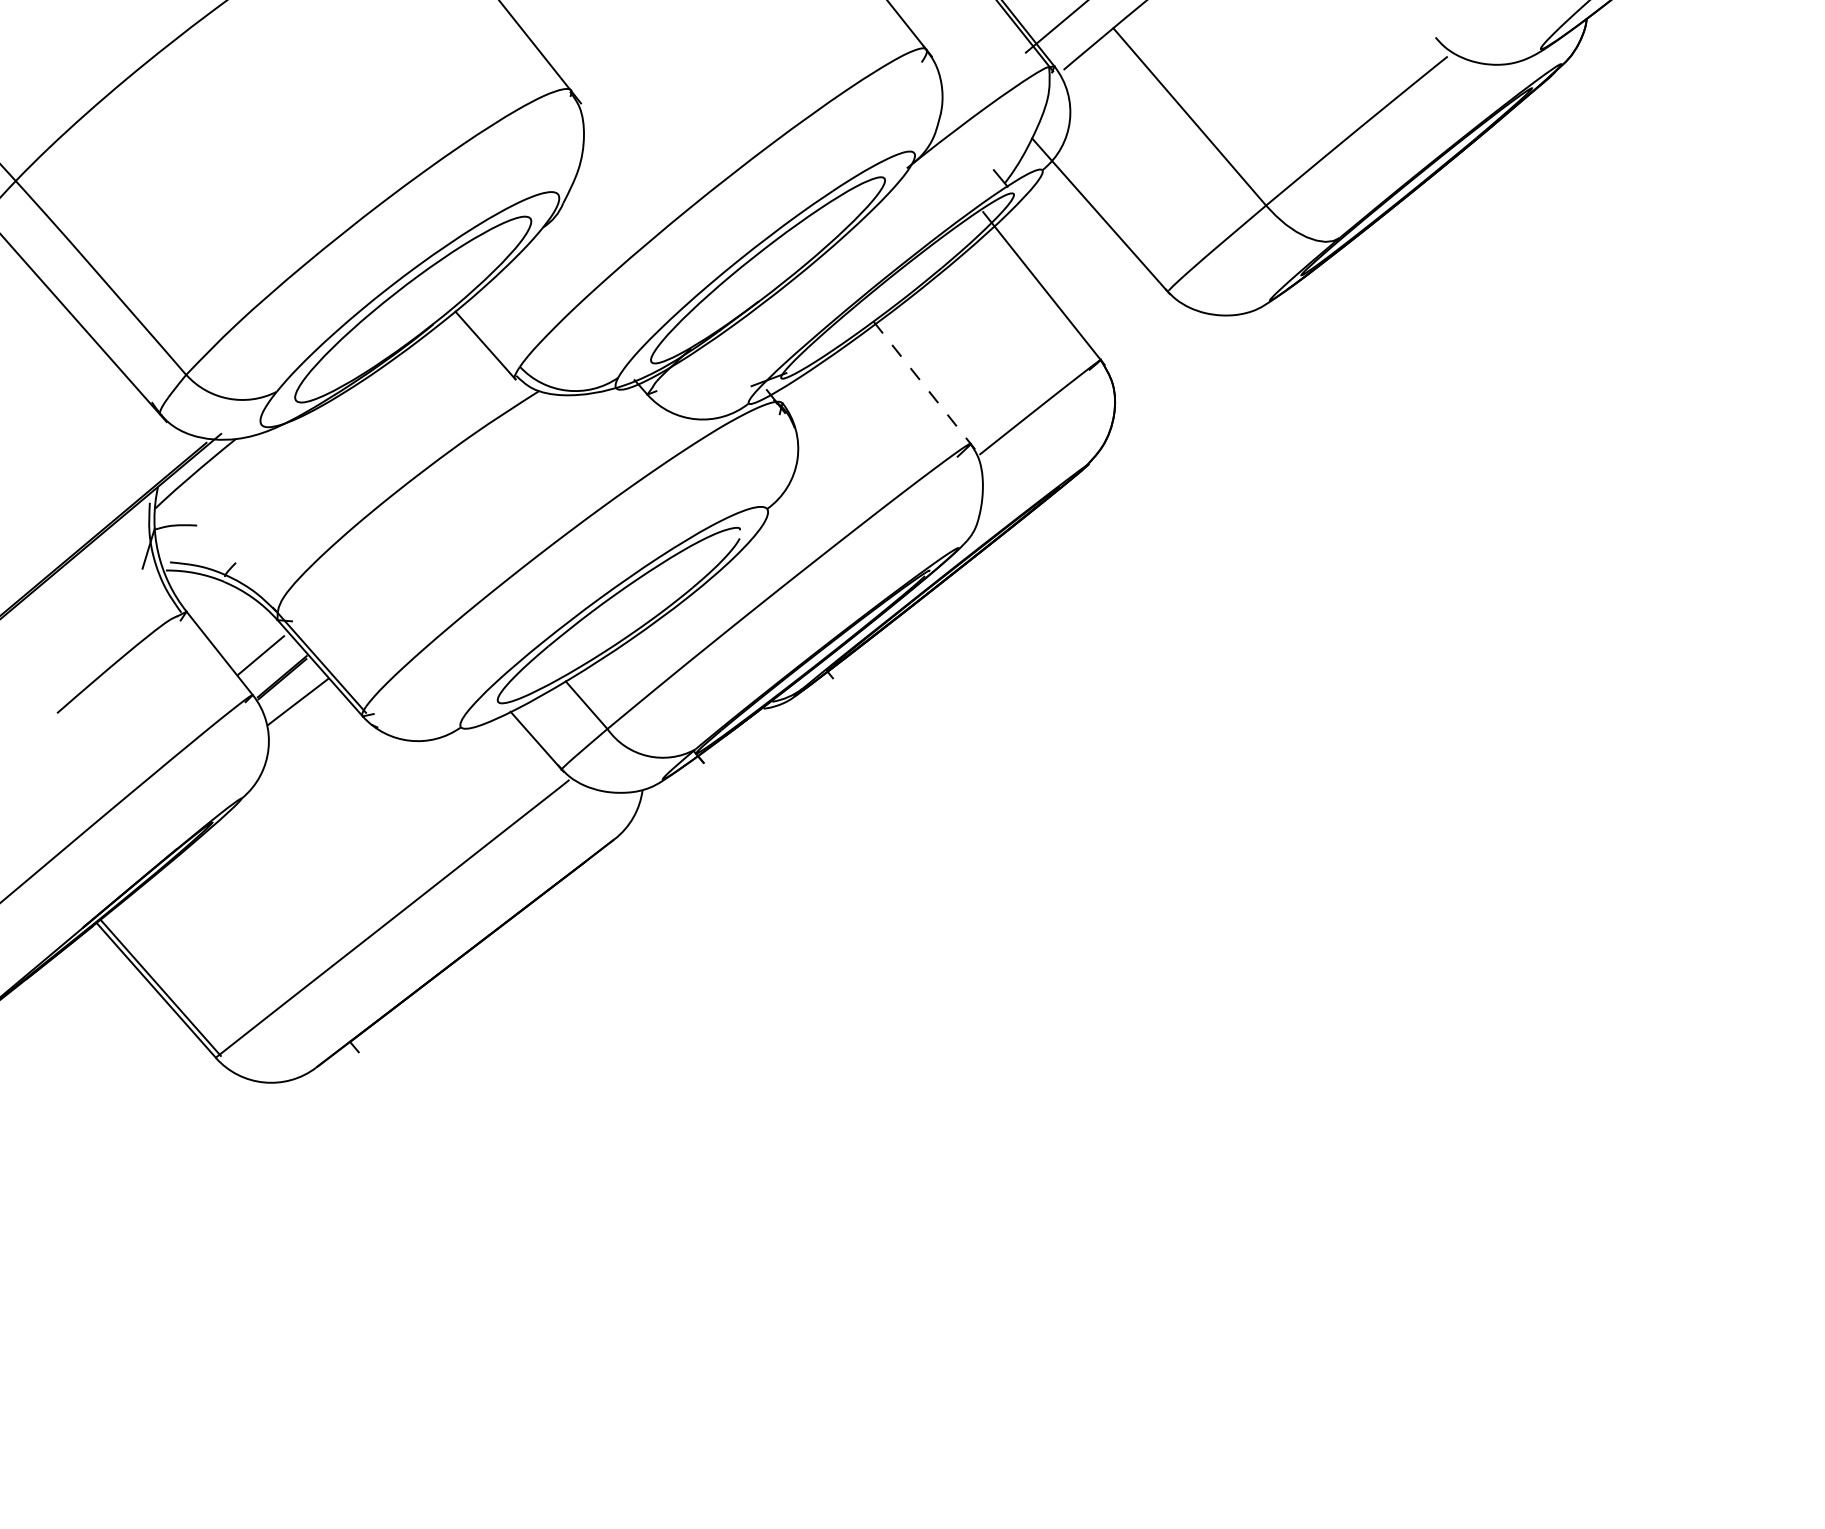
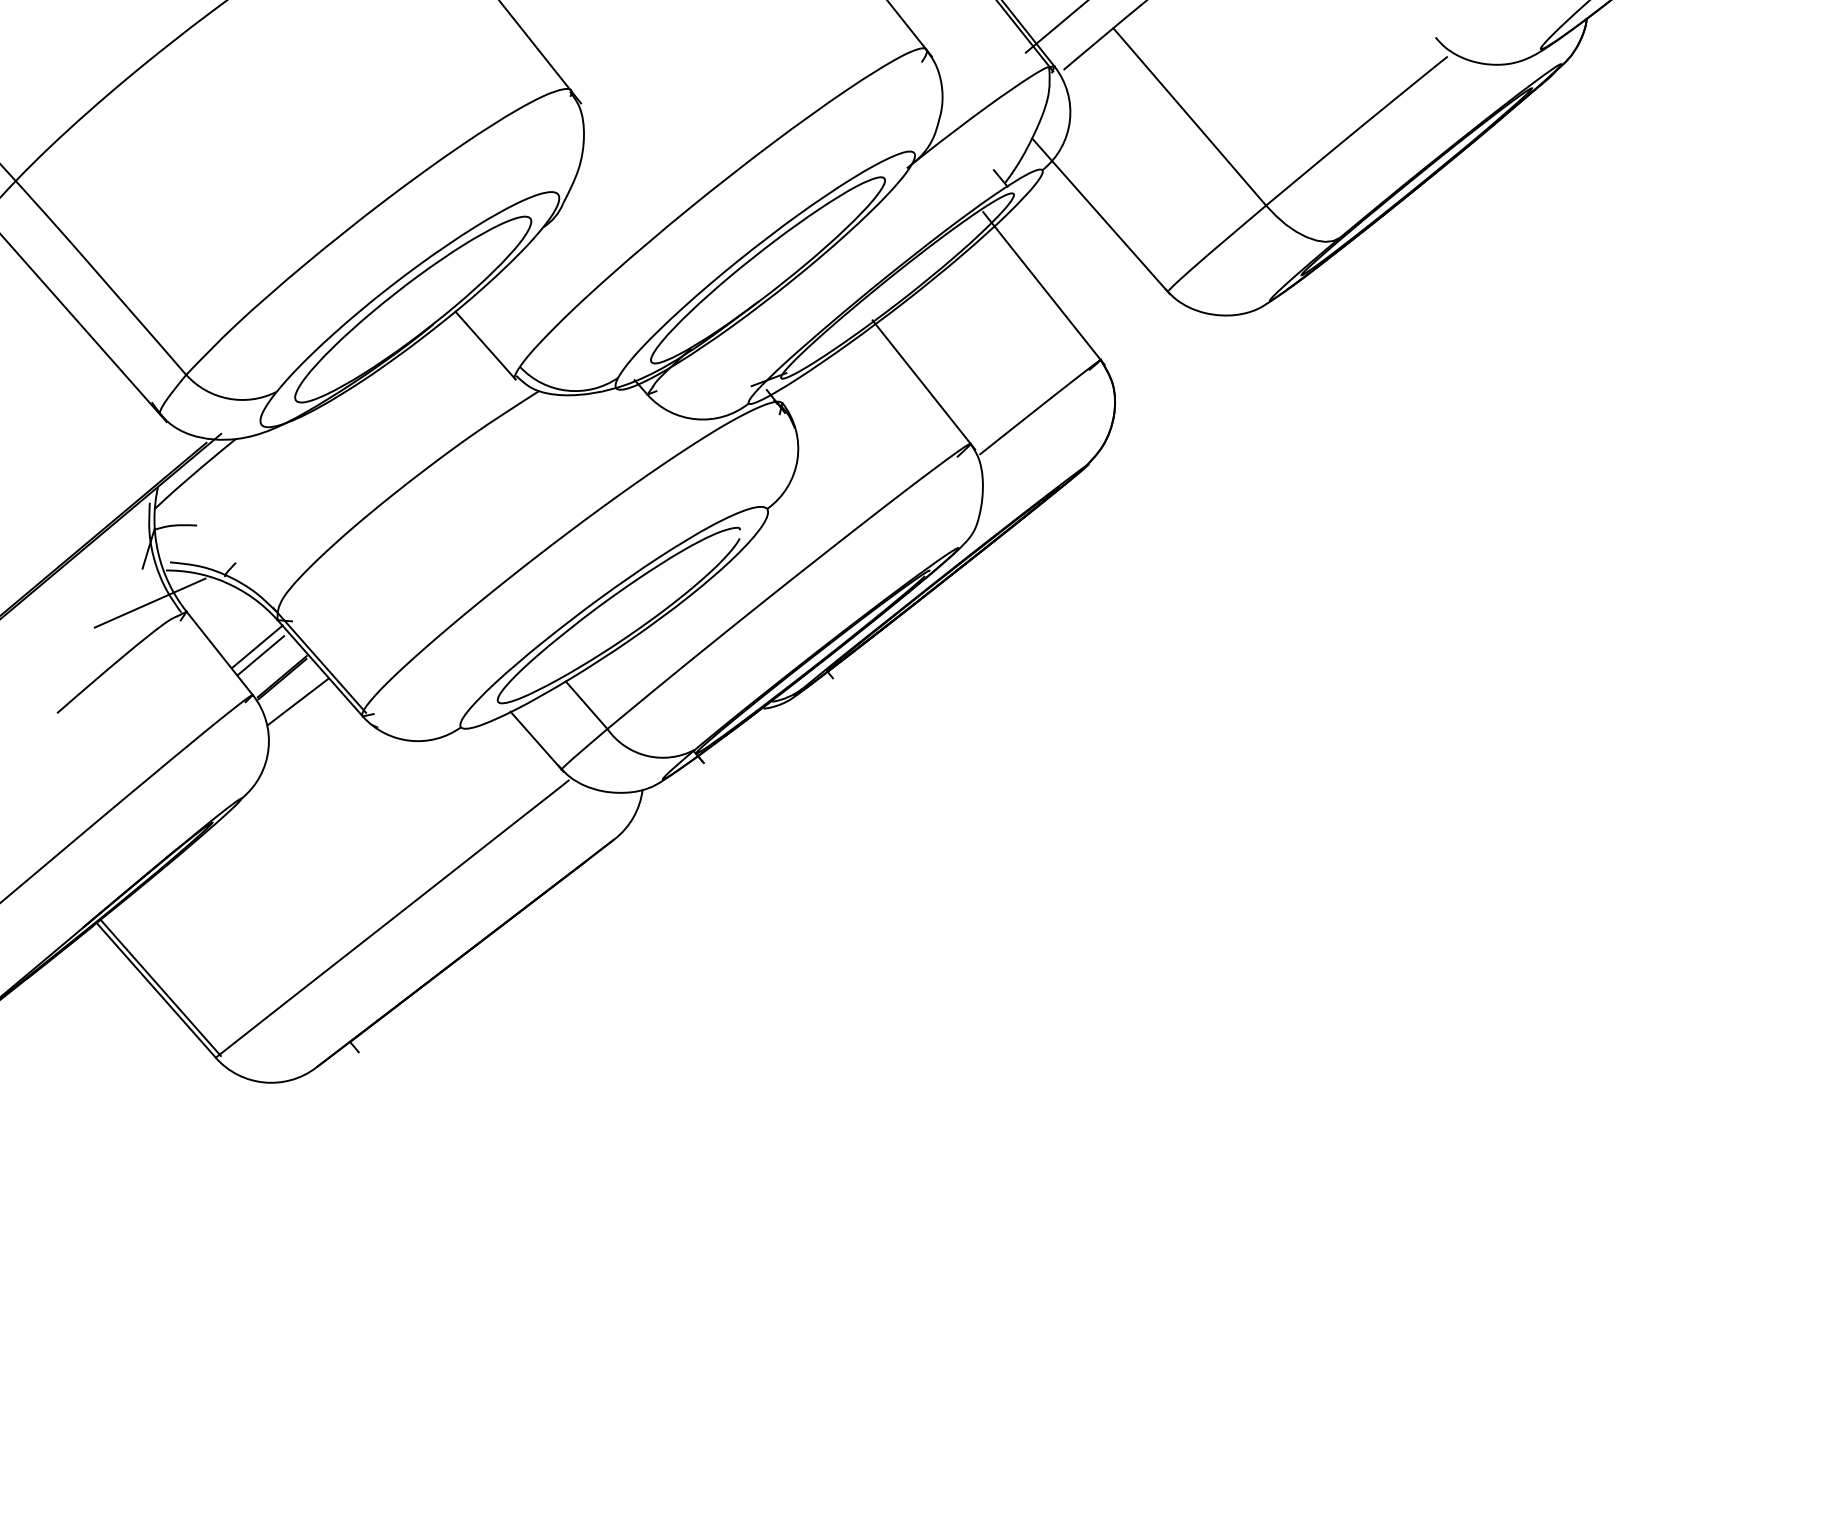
line: dashed -> solid (923, 384)
line: none -> present (149, 602)
line: none -> present (256, 646)
